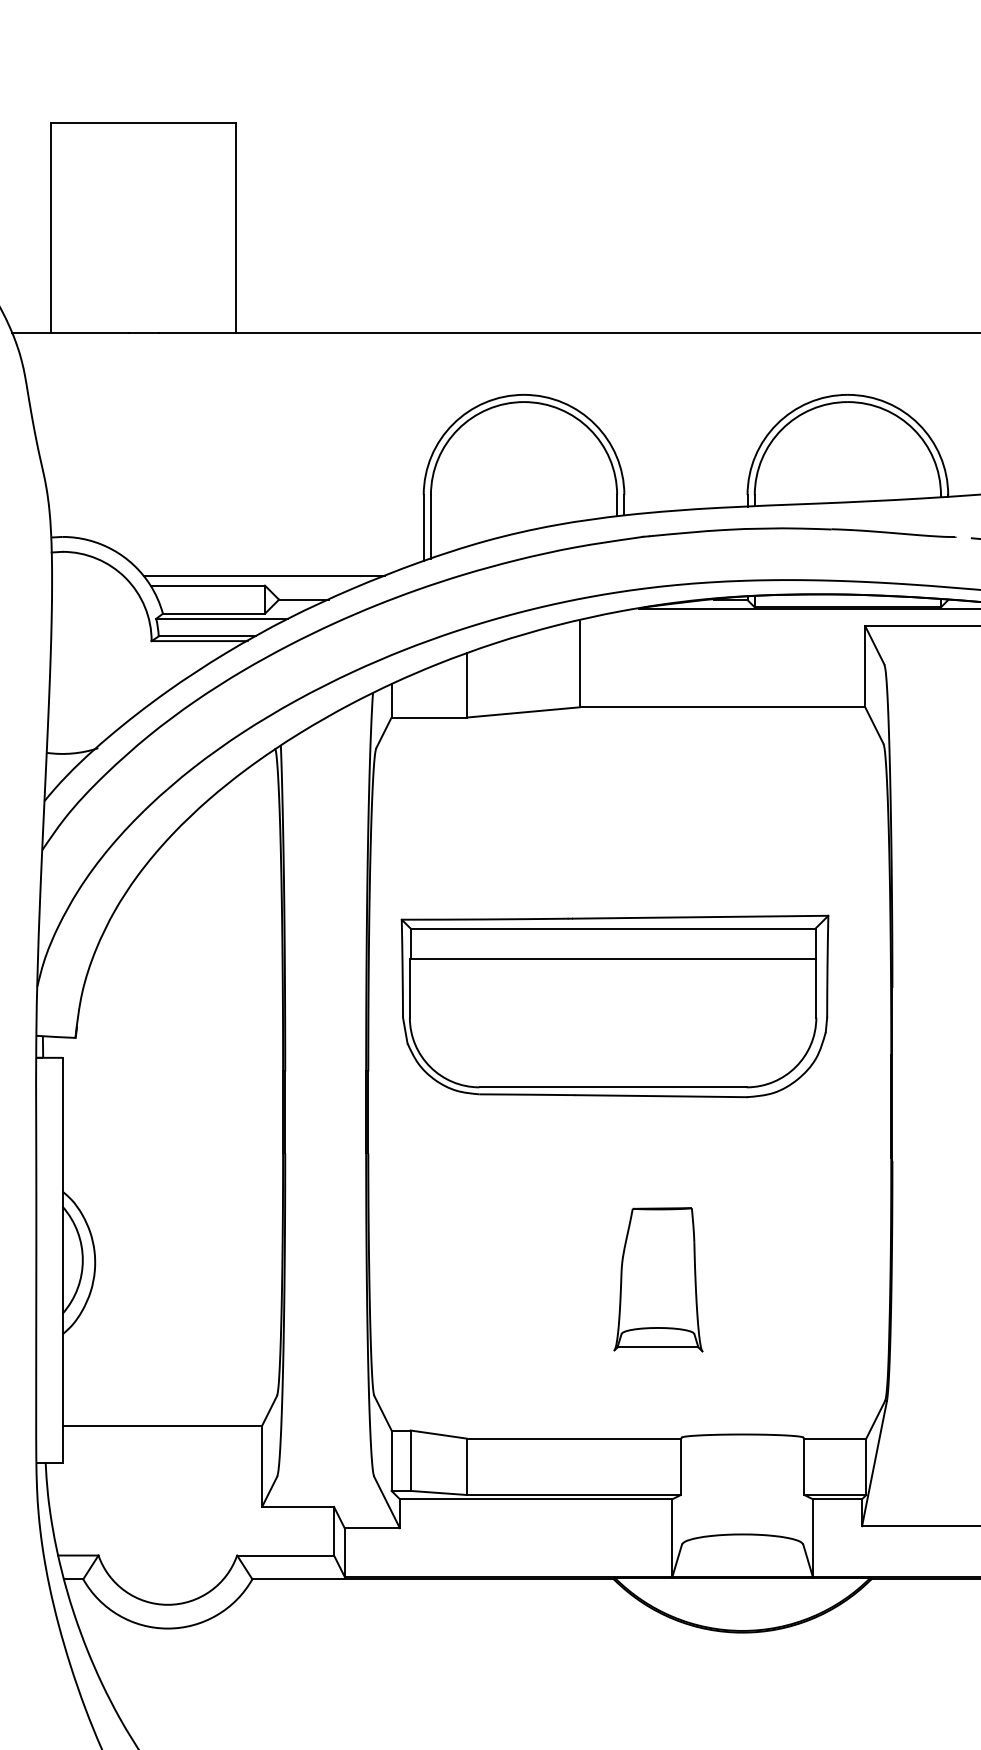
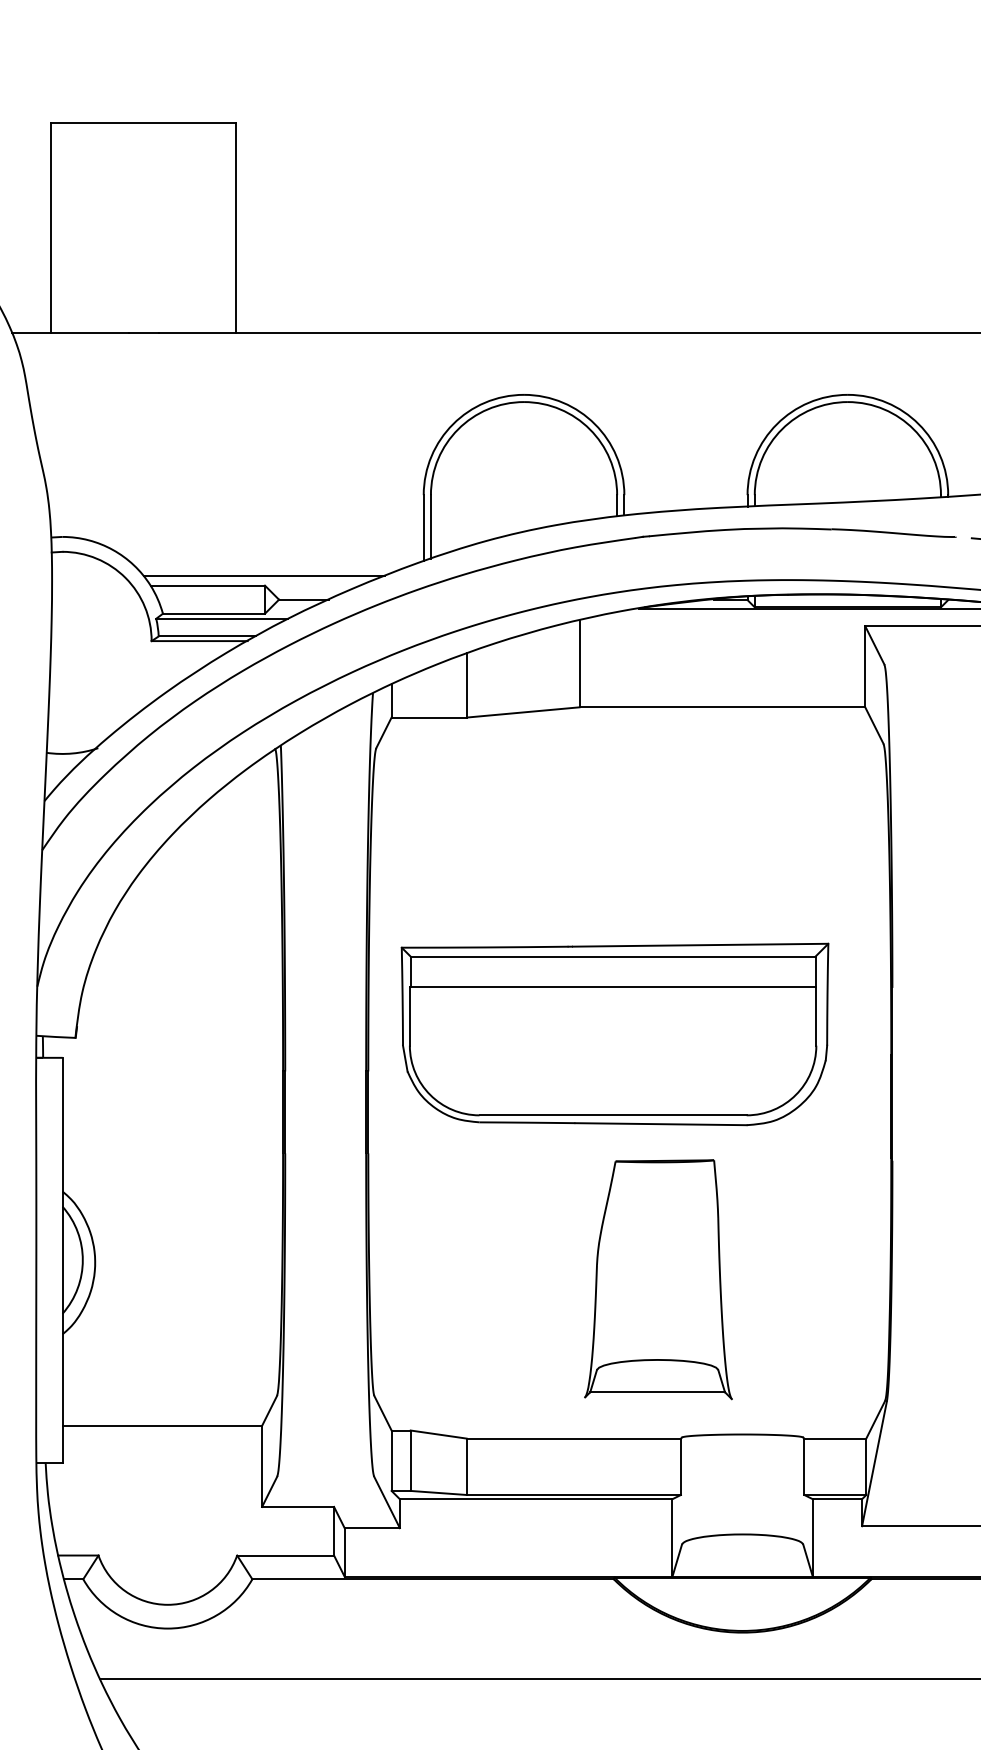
part position: (614, 1006) -> (614, 1034) (614, 1034)
part size: 91x146 px -> 149x242 px (658, 1279)
line: none -> present (538, 1679)
